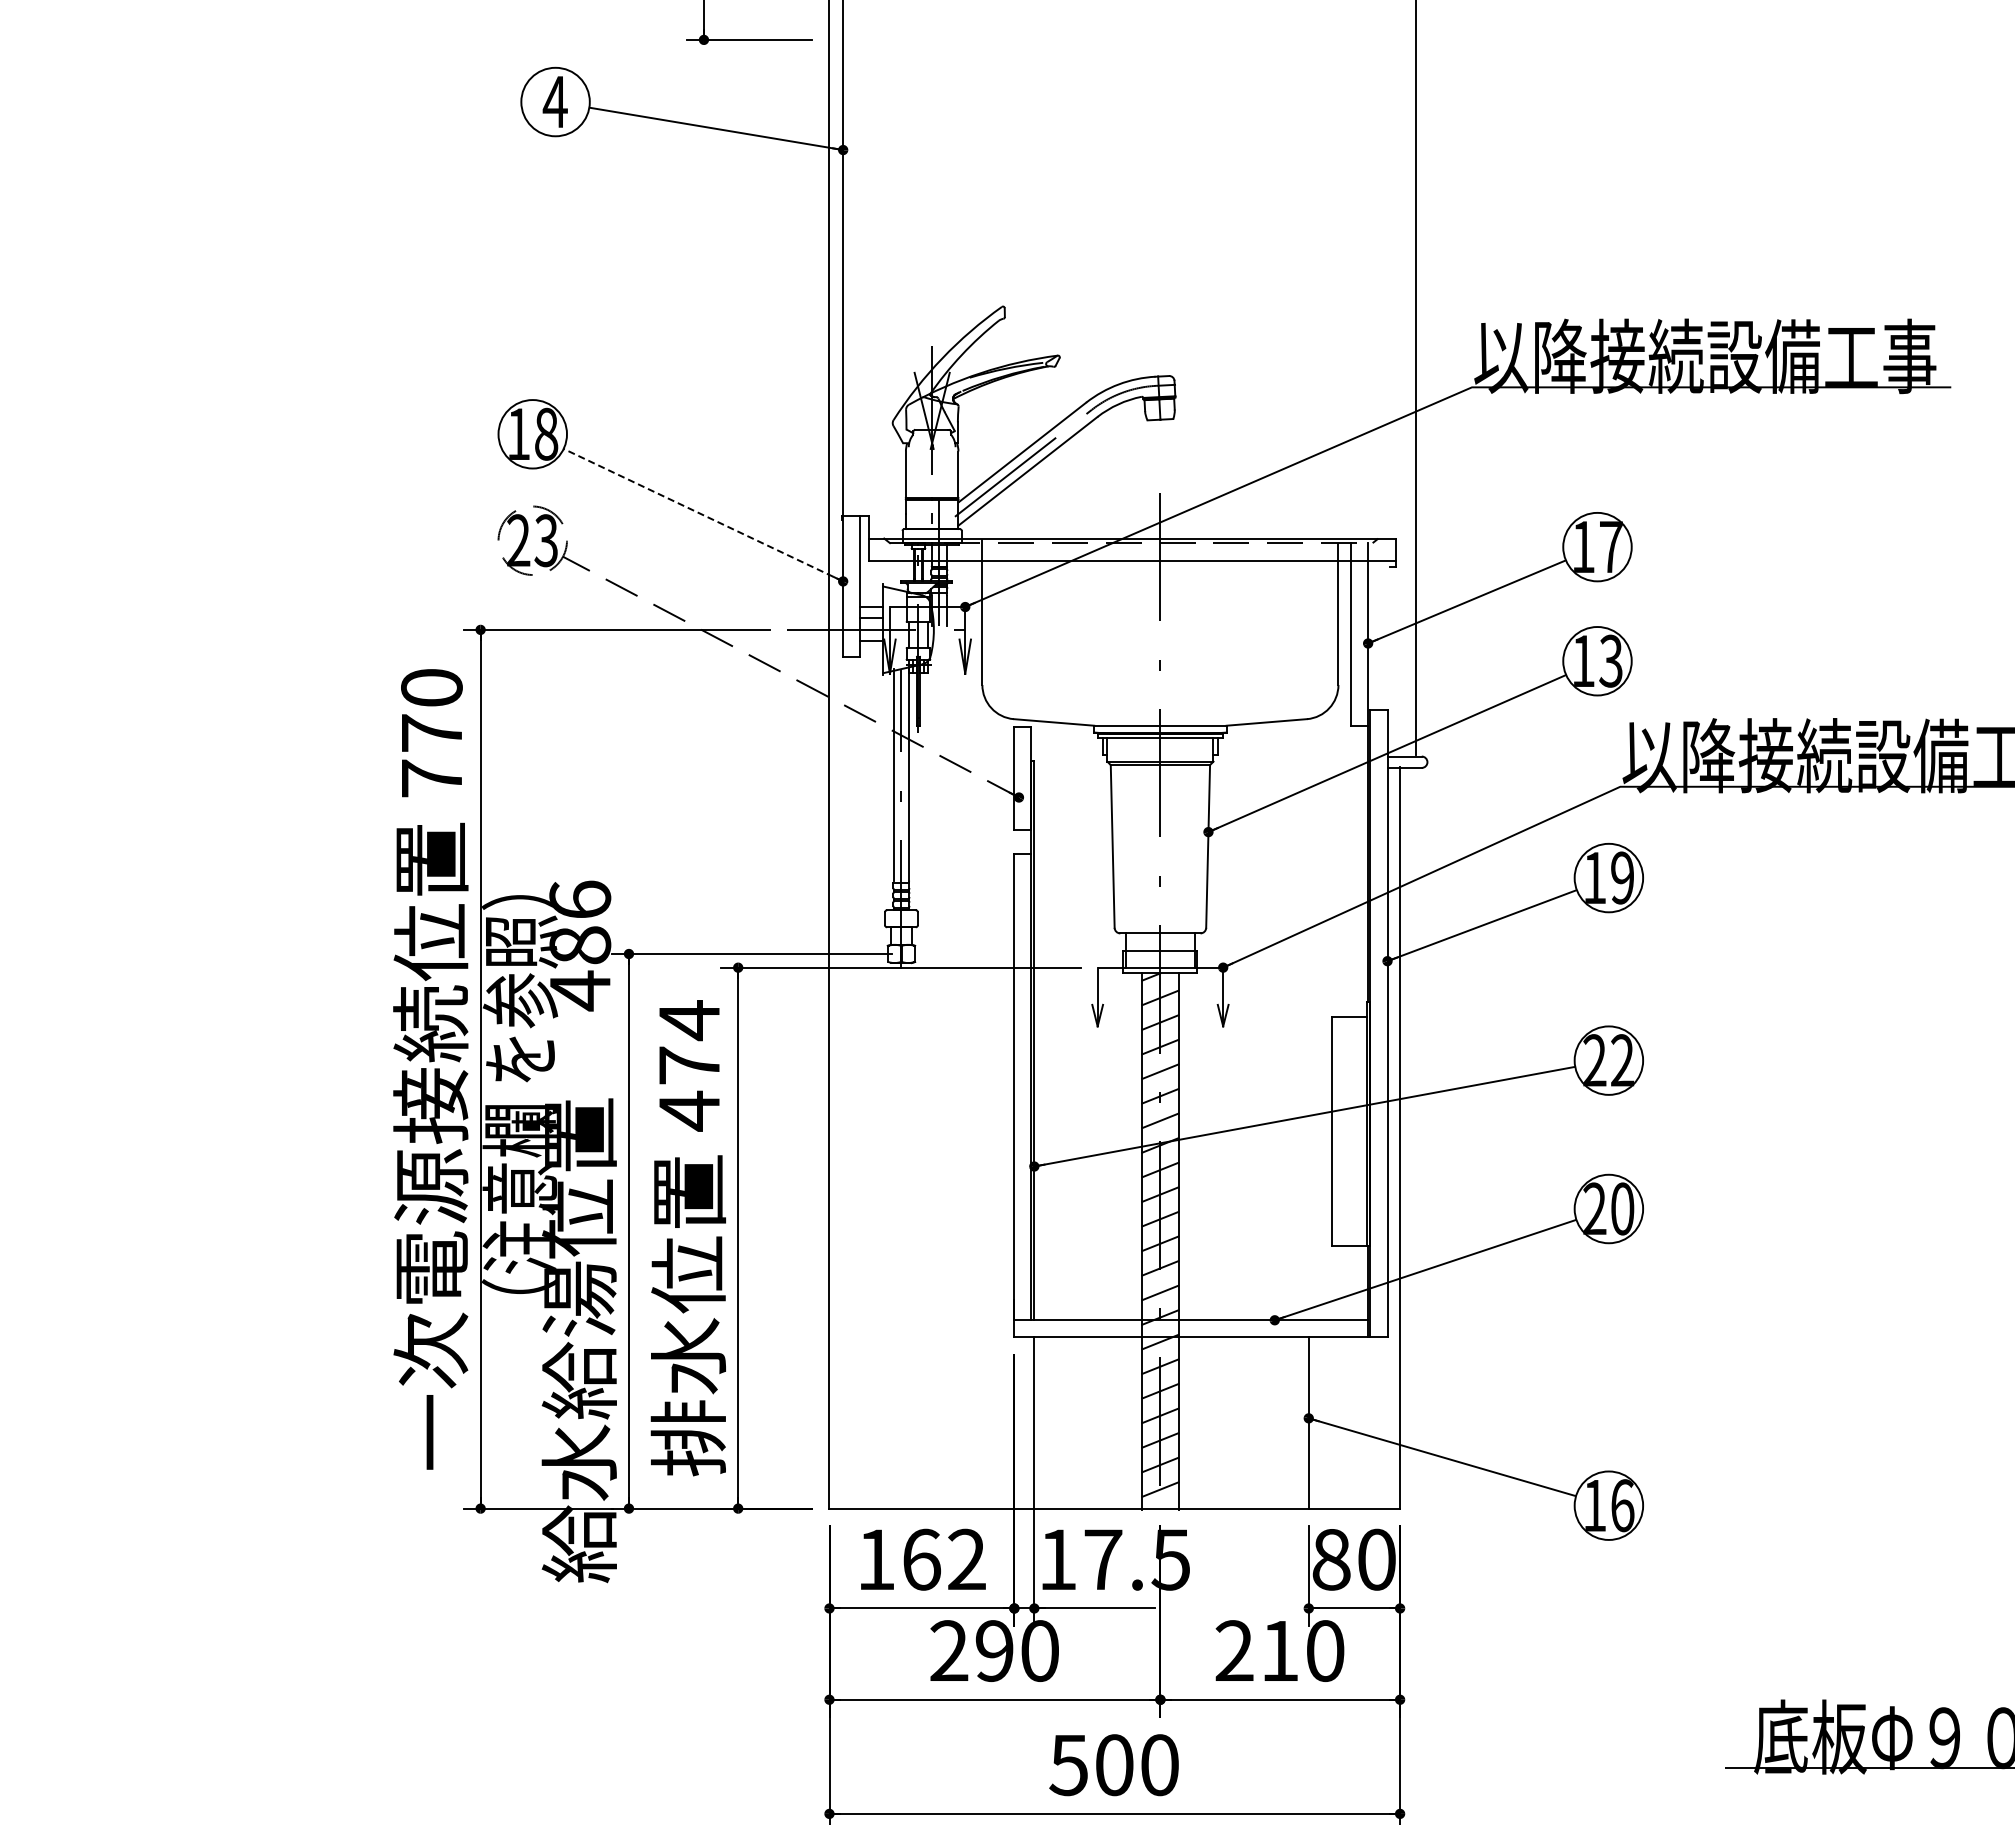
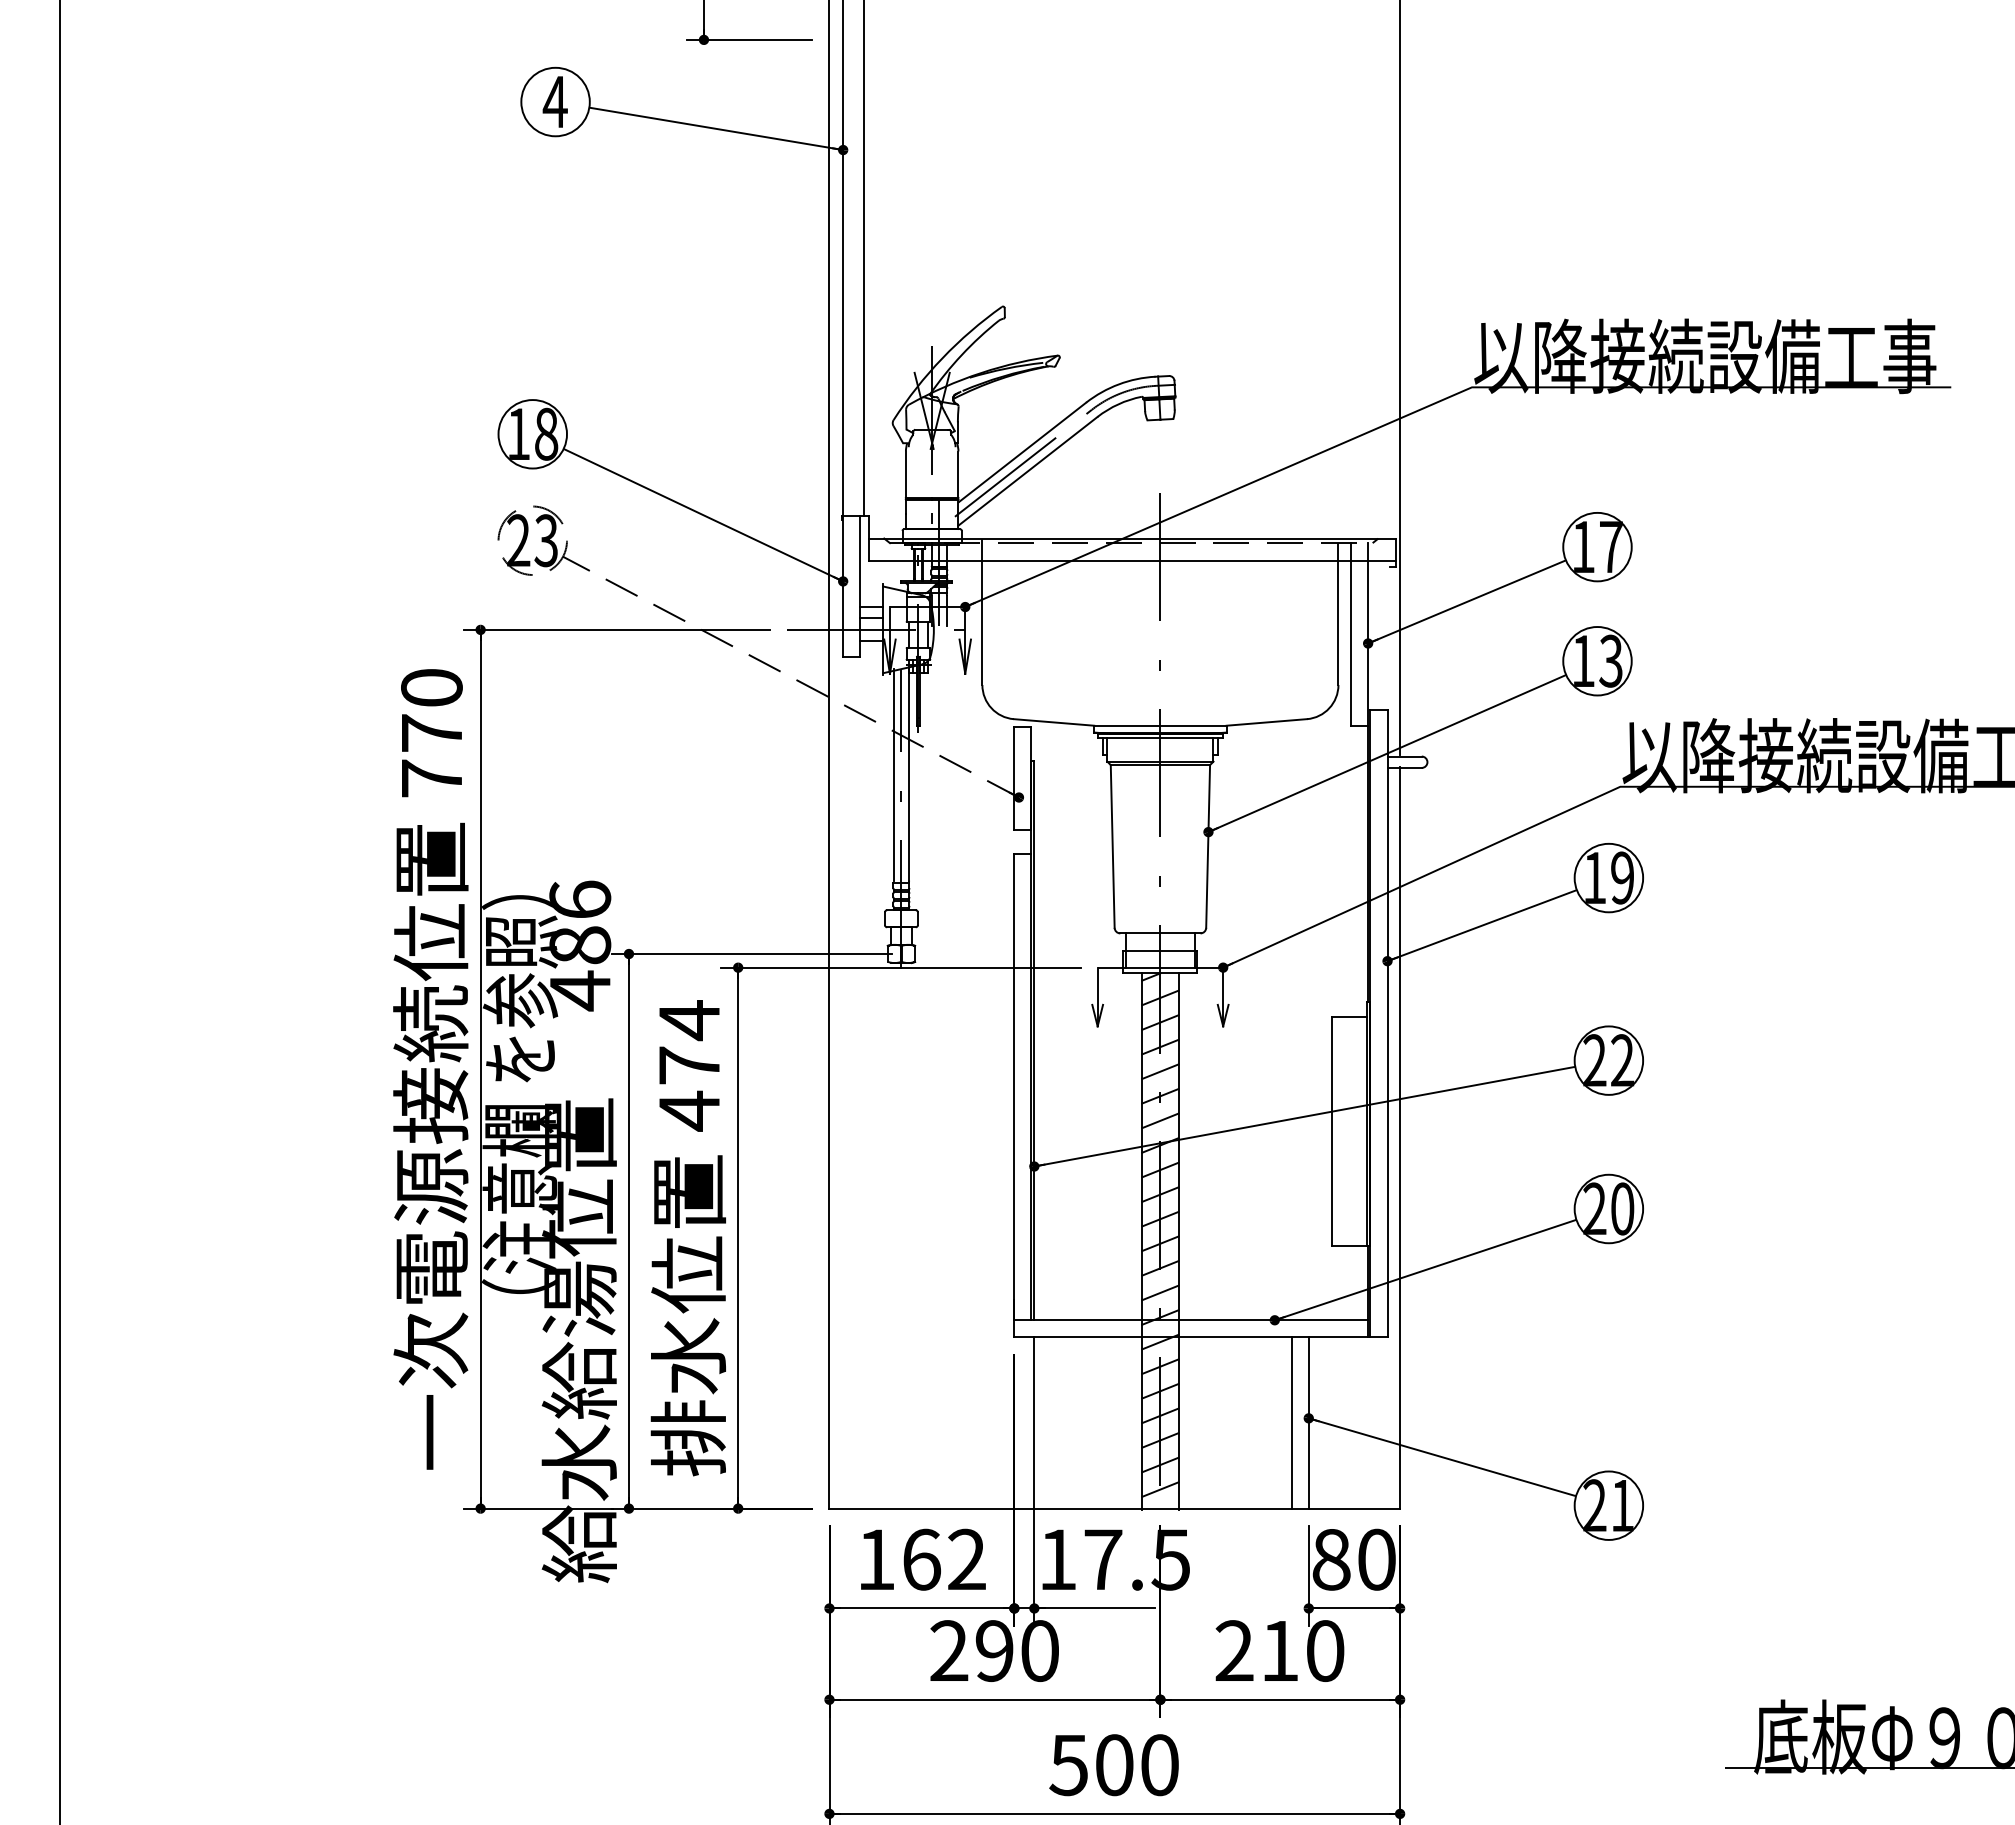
line: none -> present (863, 258)
line position: (1416, 378) -> (1400, 378) (1400, 378)
line: dashed -> solid (703, 515)
line: none -> present (60, 911)
line: none -> present (1291, 1422)
text: 16 -> 21 (1608, 1505)
